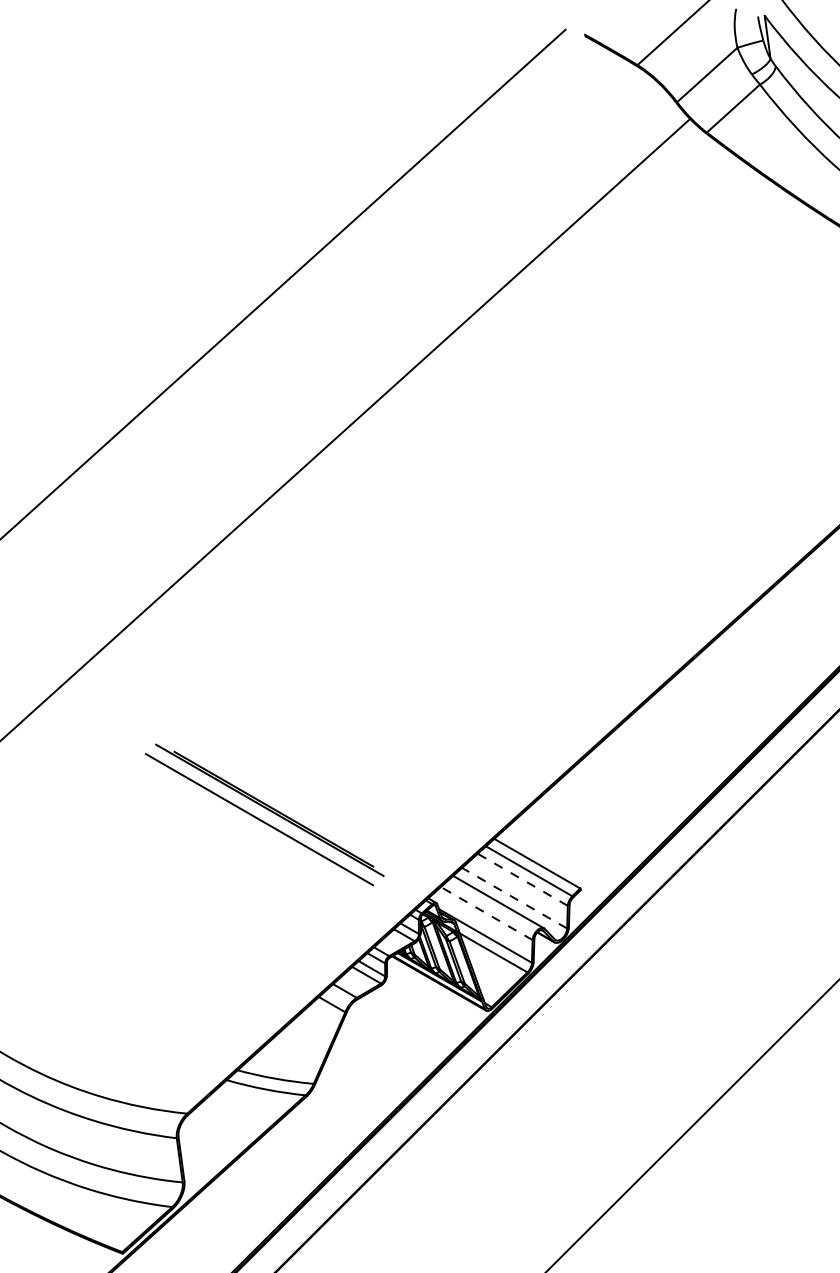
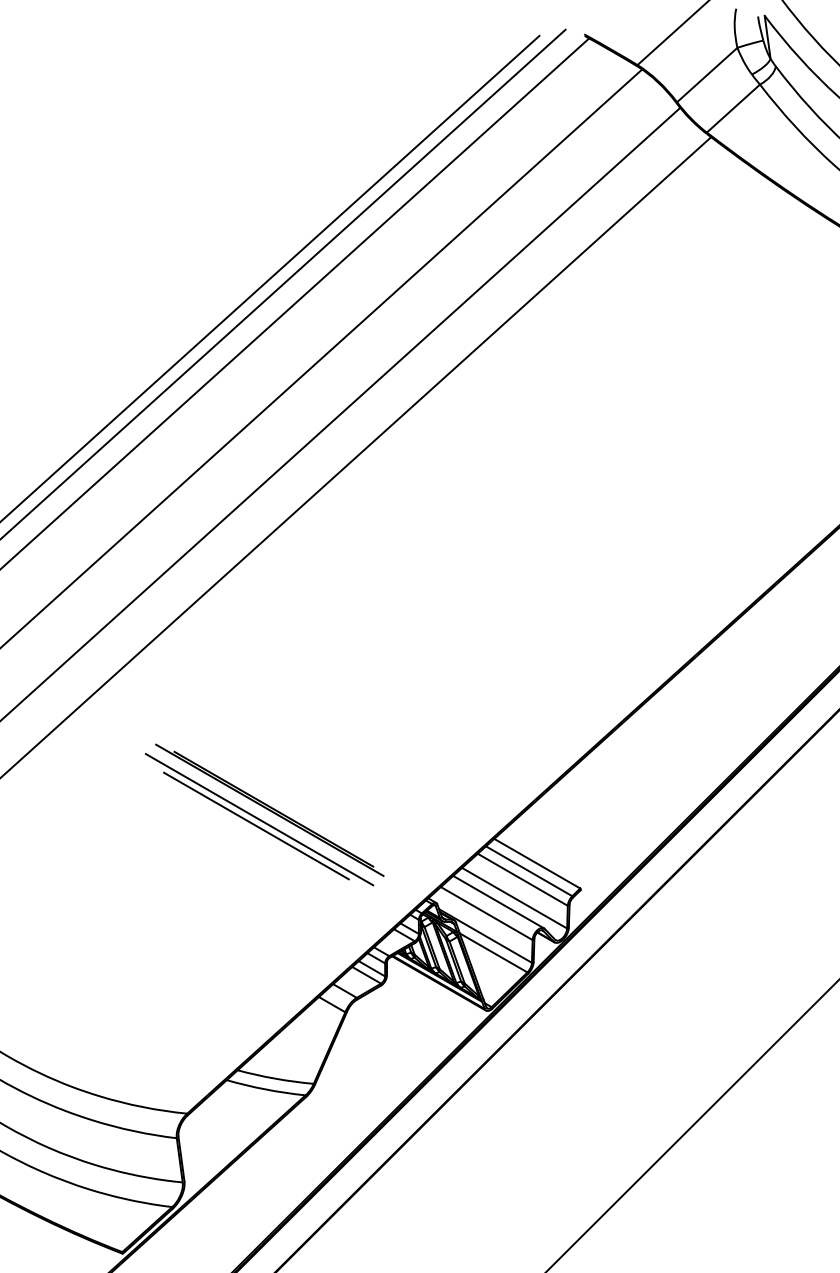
line: none -> present (270, 277)
line: none -> present (295, 302)
line: none -> present (322, 357)
line position: (346, 428) -> (341, 413) (341, 413)
line: none -> present (356, 456)
line: none -> present (256, 825)
line: dashed -> solid (522, 879)
line: dashed -> solid (514, 898)
line: dashed -> solid (486, 913)
